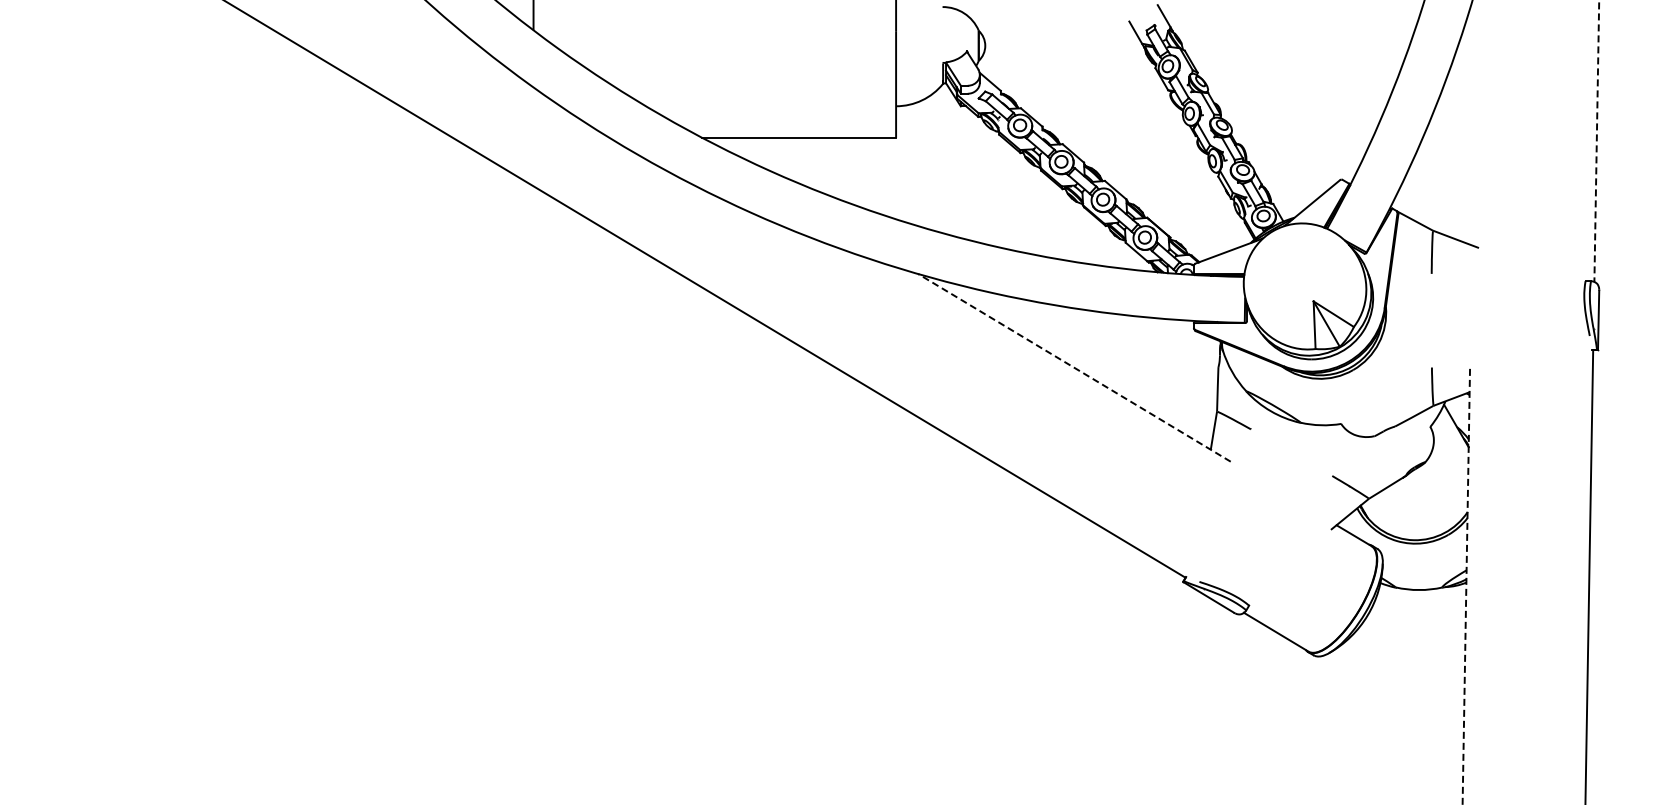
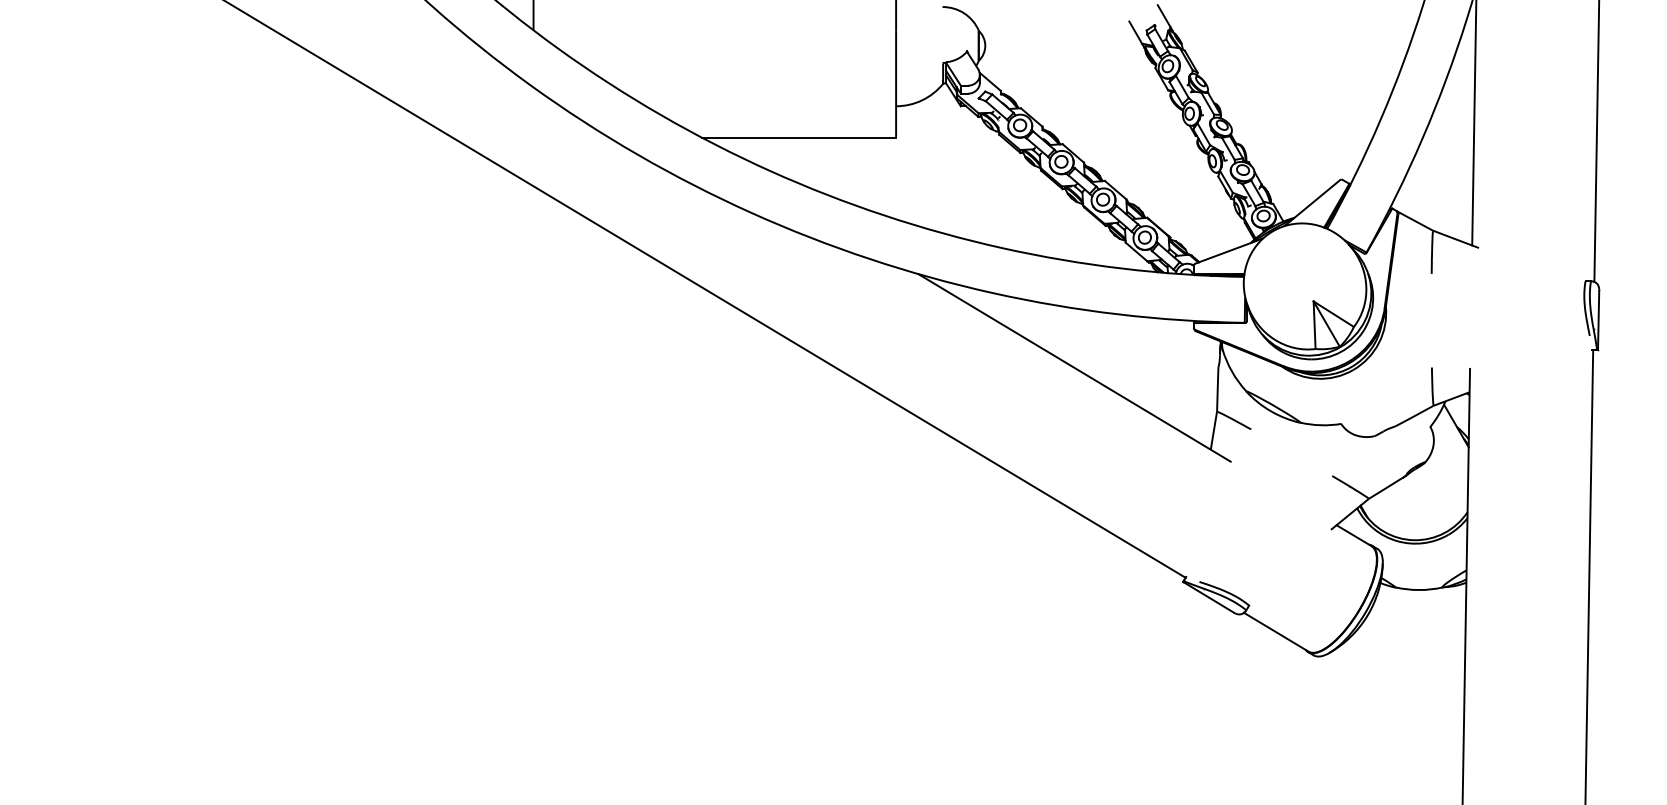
line: none -> present (1474, 123)
line: dashed -> solid (1596, 141)
line: dashed -> solid (1074, 367)
line: dashed -> solid (1466, 586)
